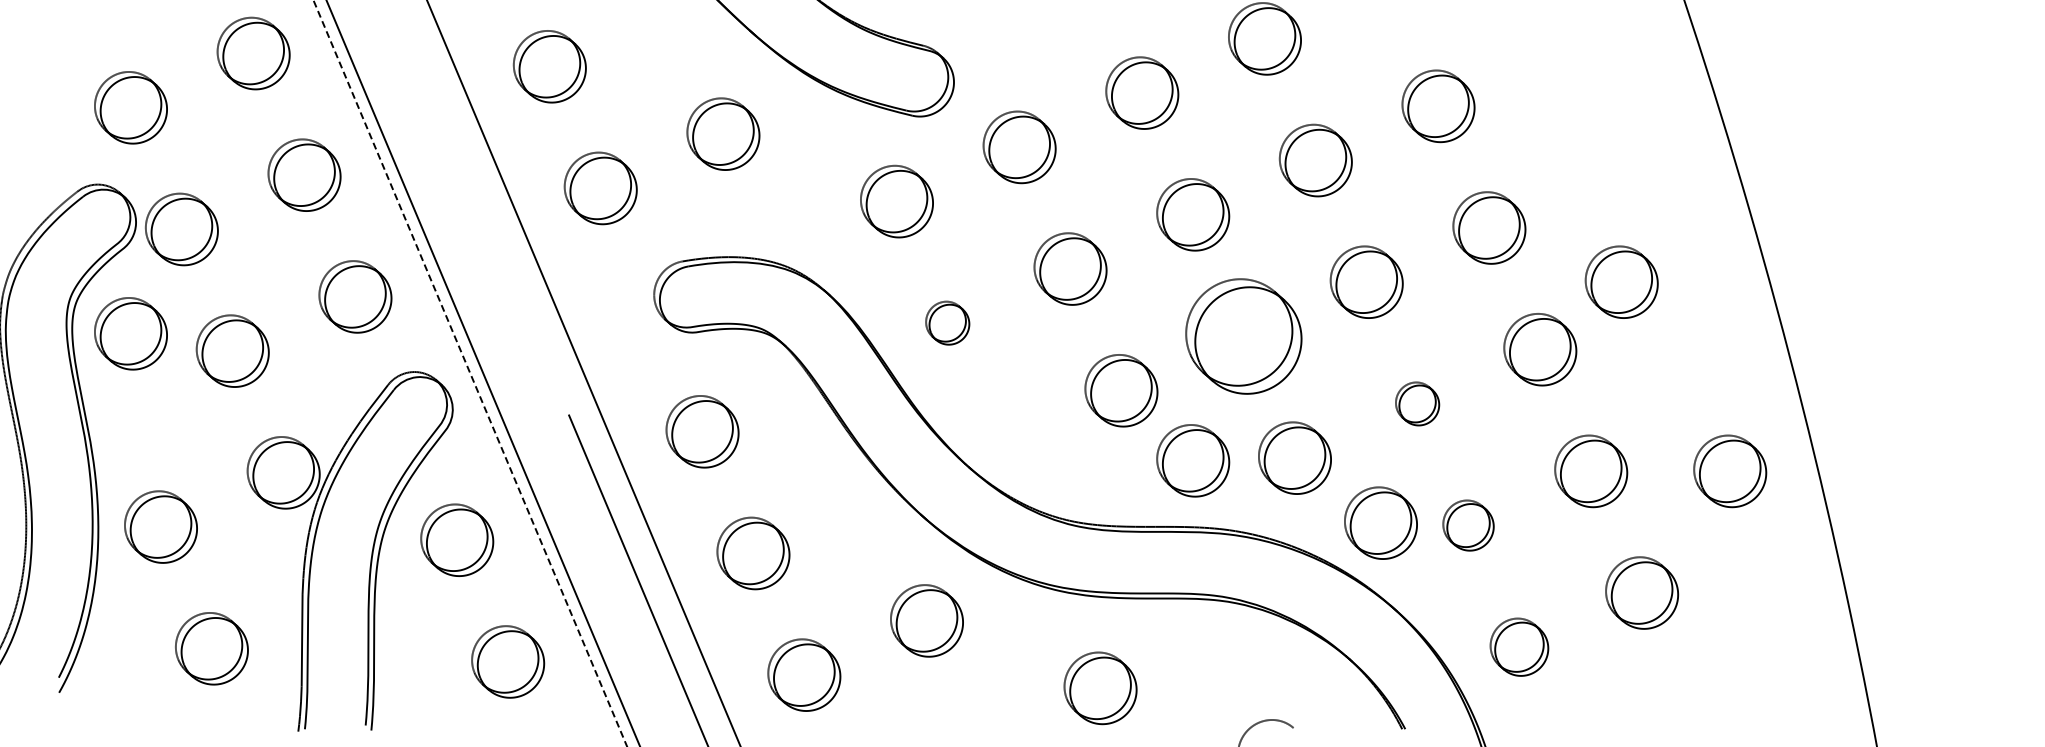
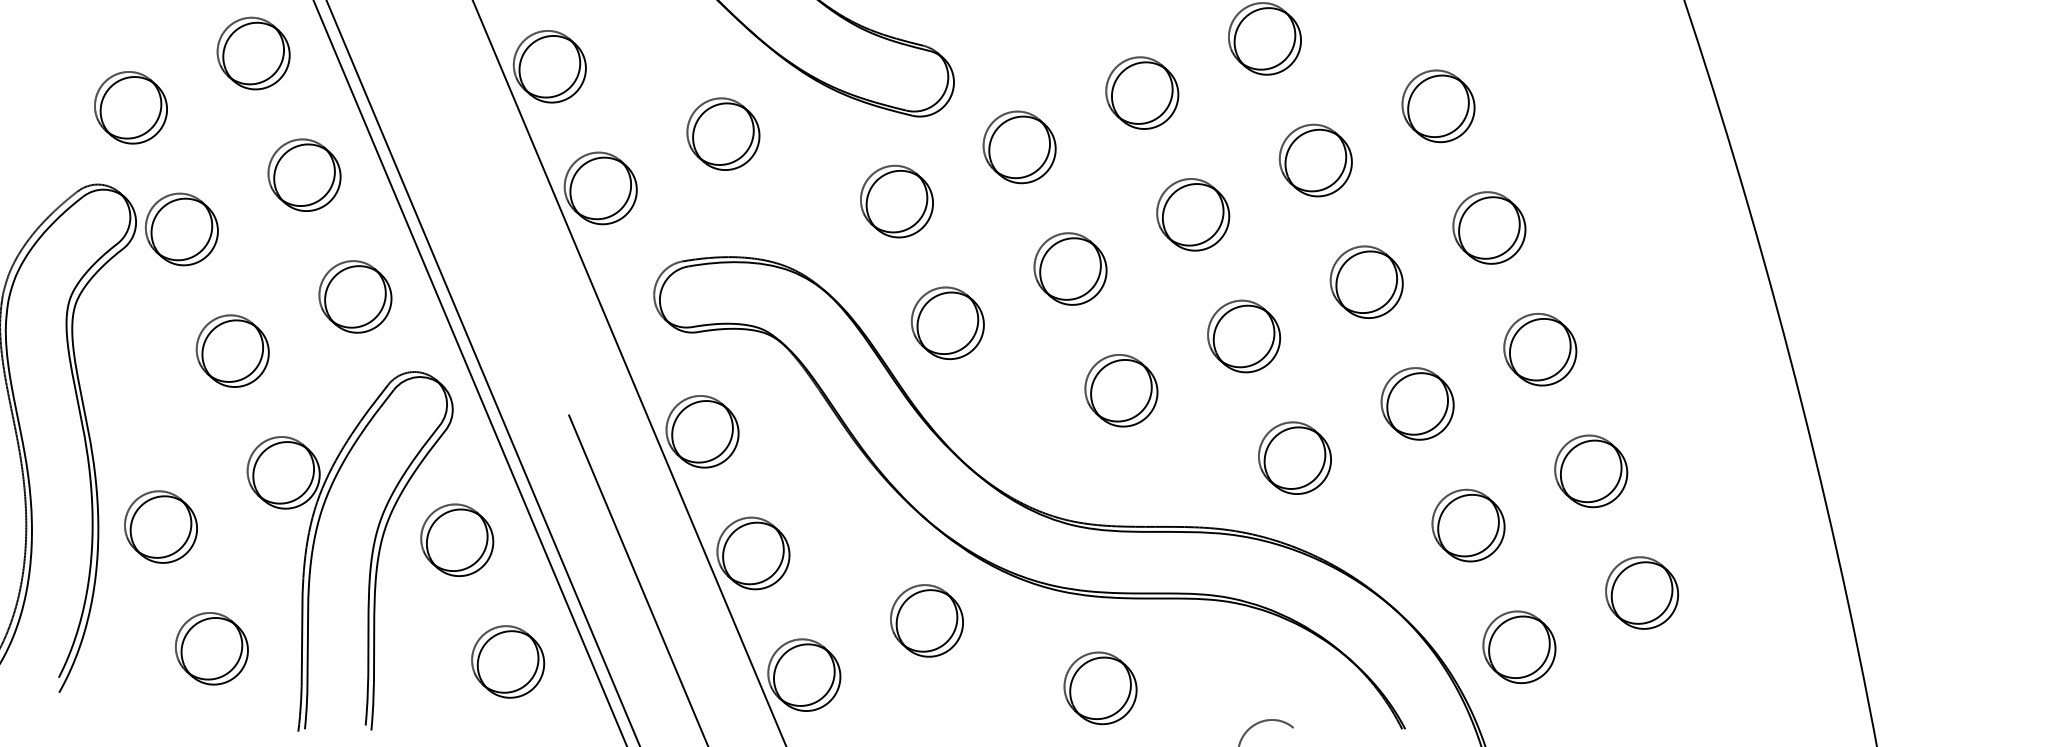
part: present -> none (1621, 281)
part size: 46x46 px -> 75x74 px (947, 322)
part: present -> none (130, 333)
part size: 118x117 px -> 75x75 px (1244, 336)
line: dashed -> solid (469, 372)
line position: (583, 372) -> (629, 372) (629, 372)
part size: 46x46 px -> 75x74 px (1417, 403)
part: present -> none (1193, 460)
part: present -> none (1730, 471)
part: present -> none (1380, 522)
part size: 53x53 px -> 75x75 px (1468, 525)
part size: 61x60 px -> 75x74 px (1519, 646)
